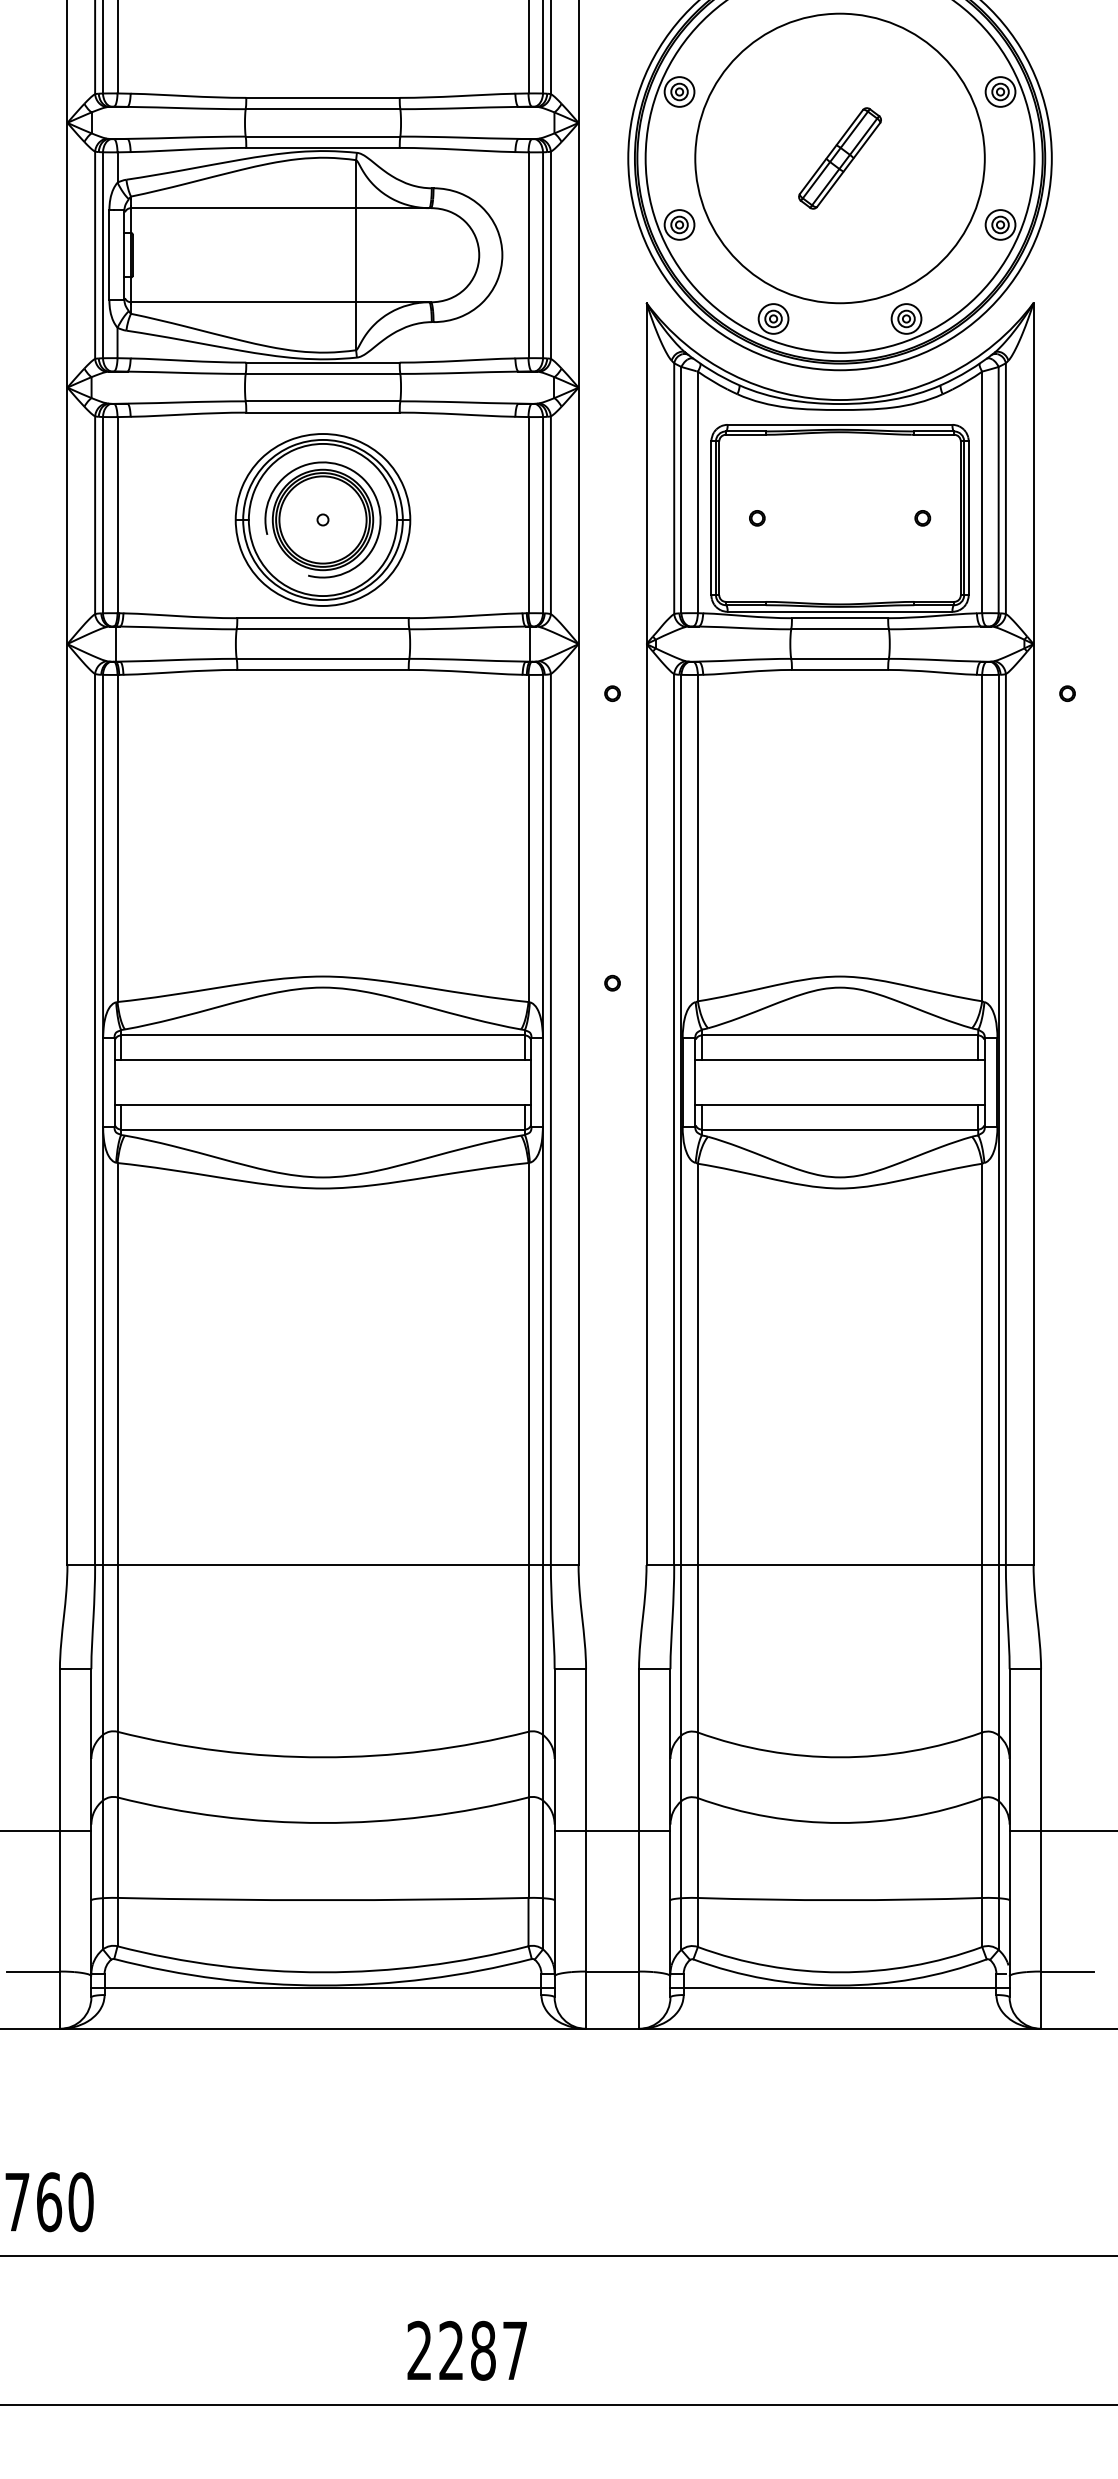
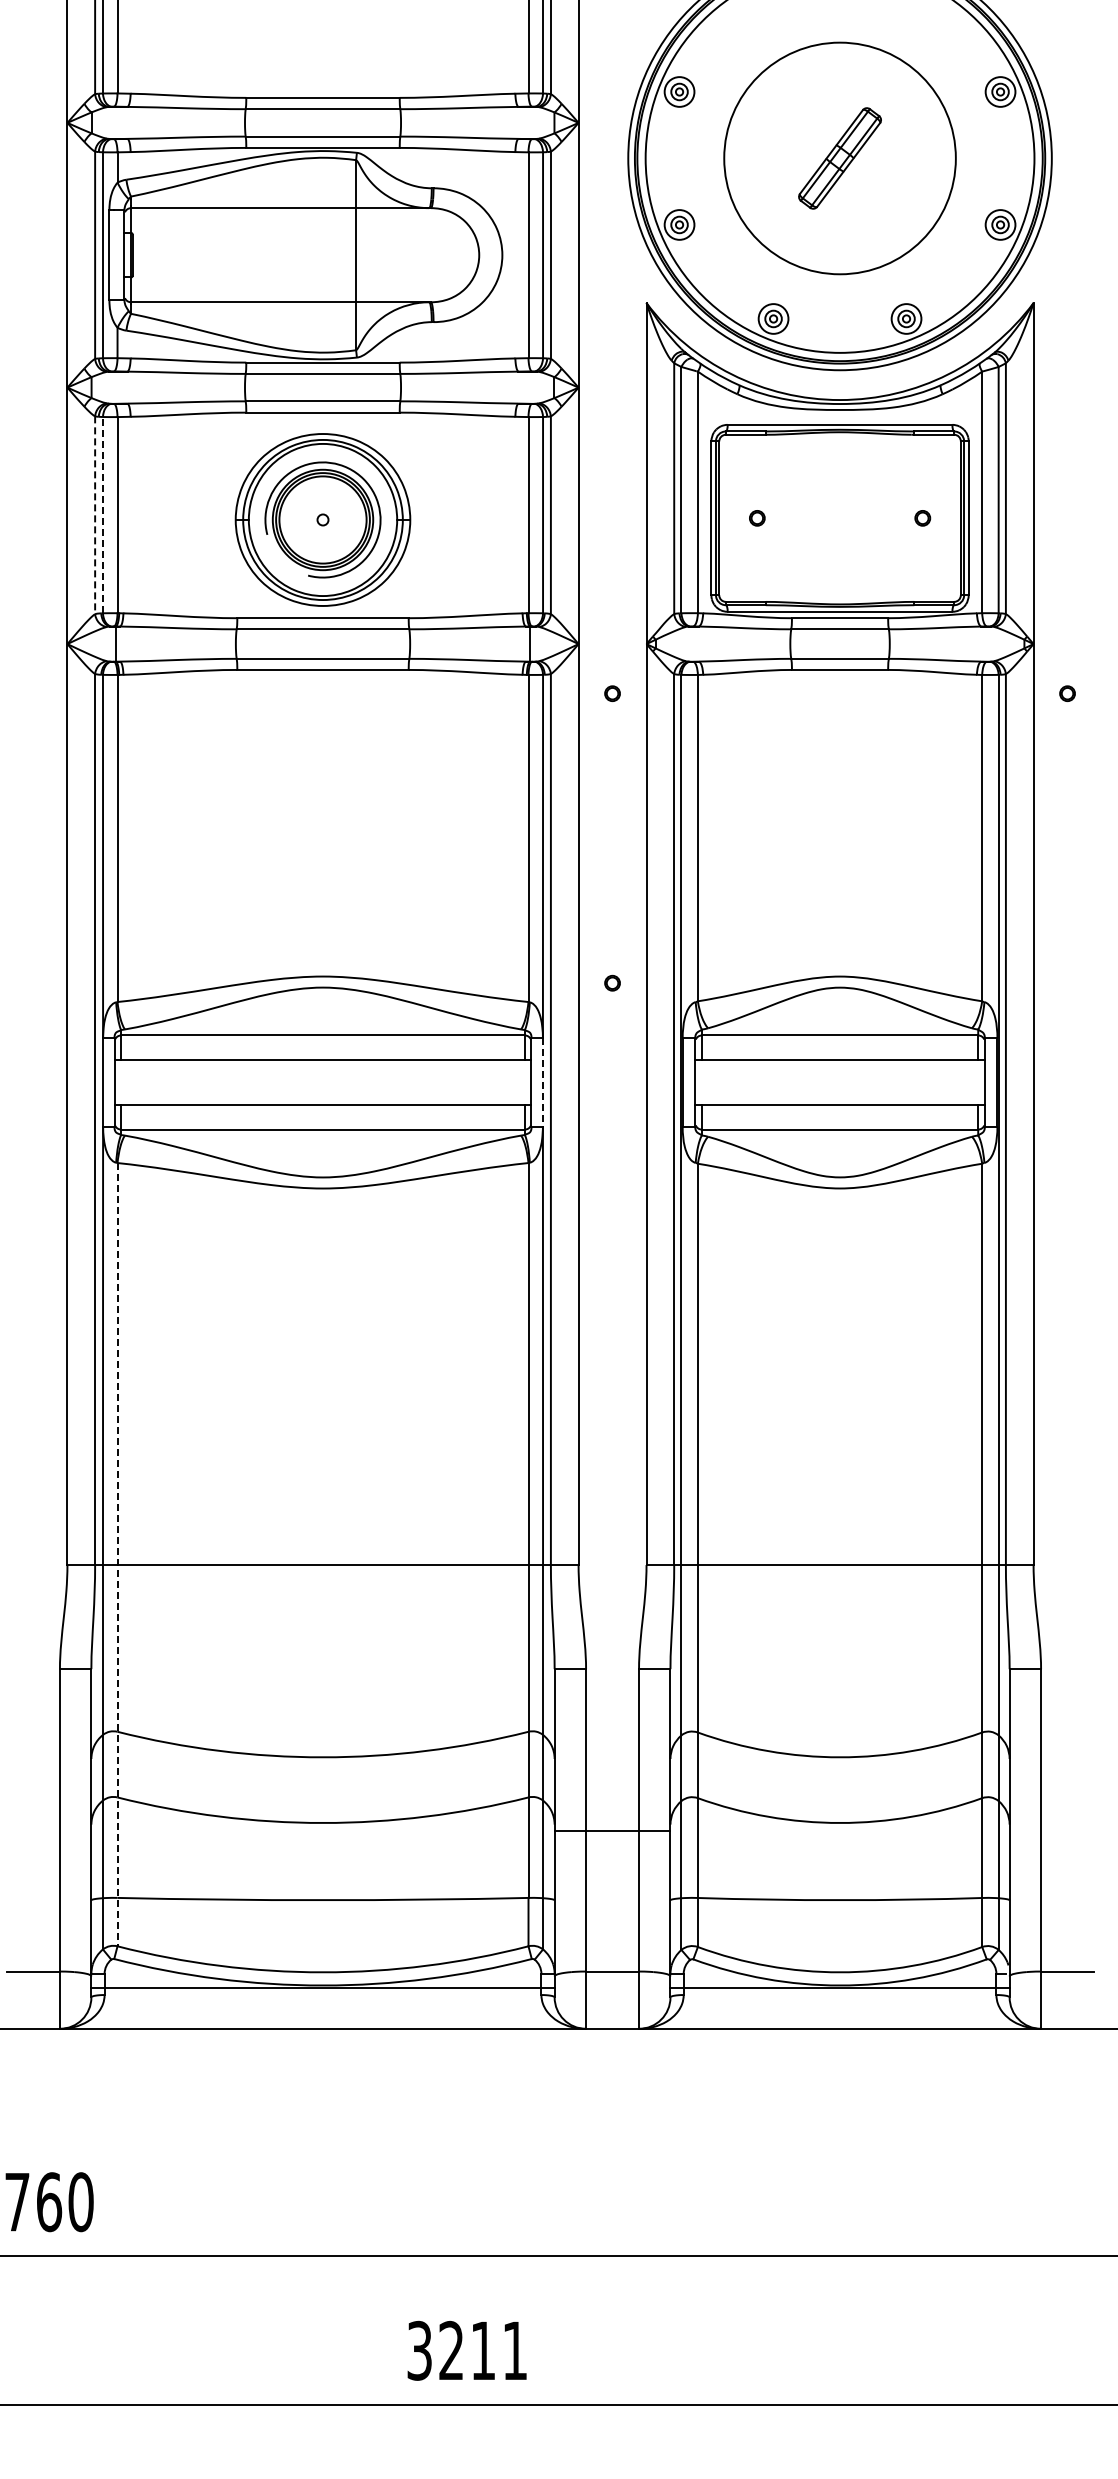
circle diameter: 290 px -> 232 px (839, 158)
line: solid -> dashed (102, 514)
line: solid -> dashed (95, 515)
line: solid -> dashed (542, 1082)
line: solid -> dashed (117, 1554)
line: present -> none (46, 1830)
line: present -> none (1061, 1830)
text: 2287 -> 3211 (466, 2350)
